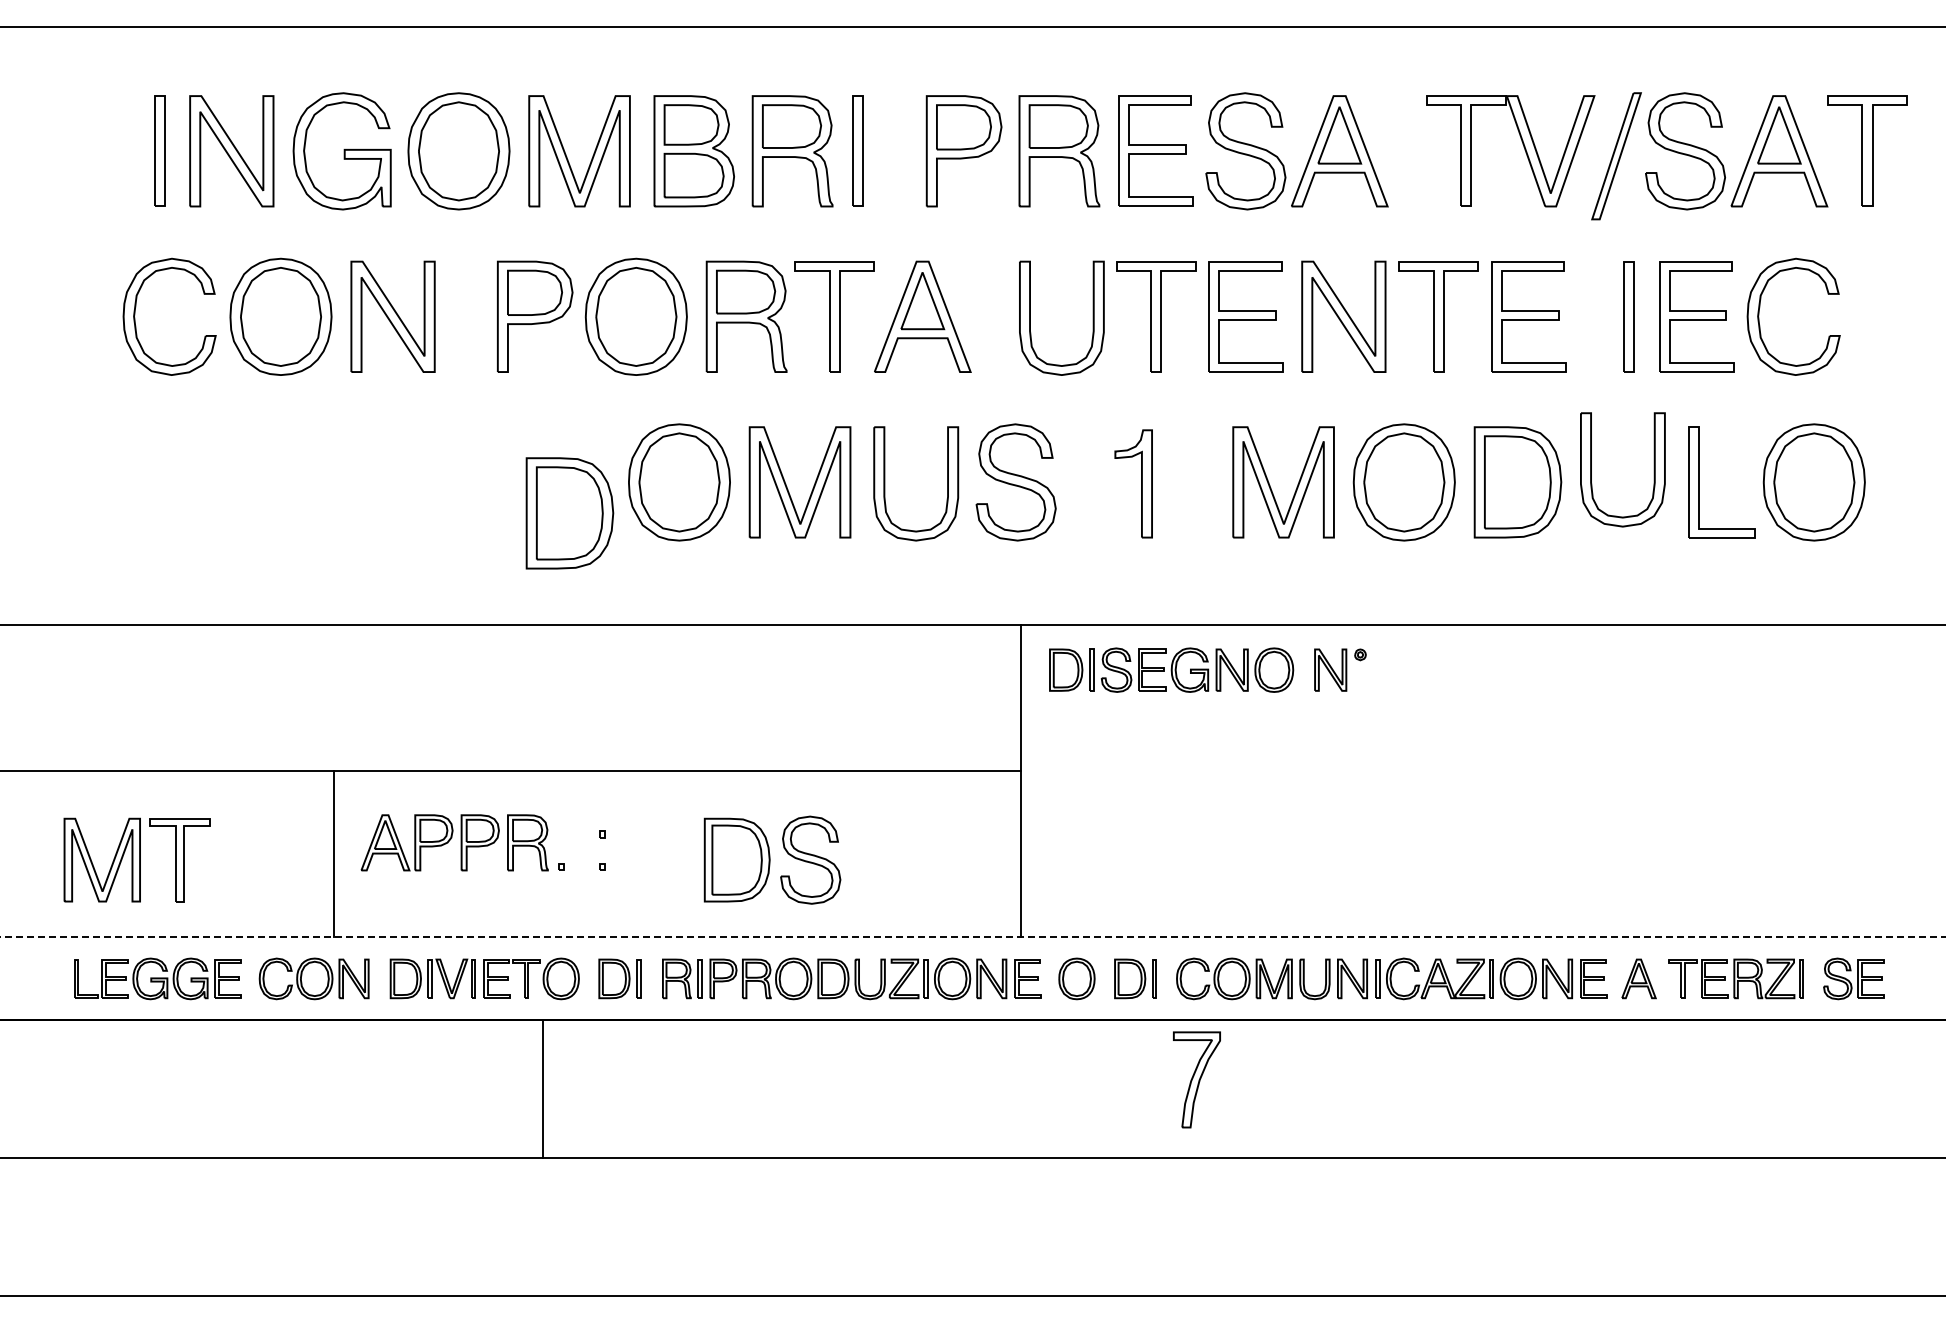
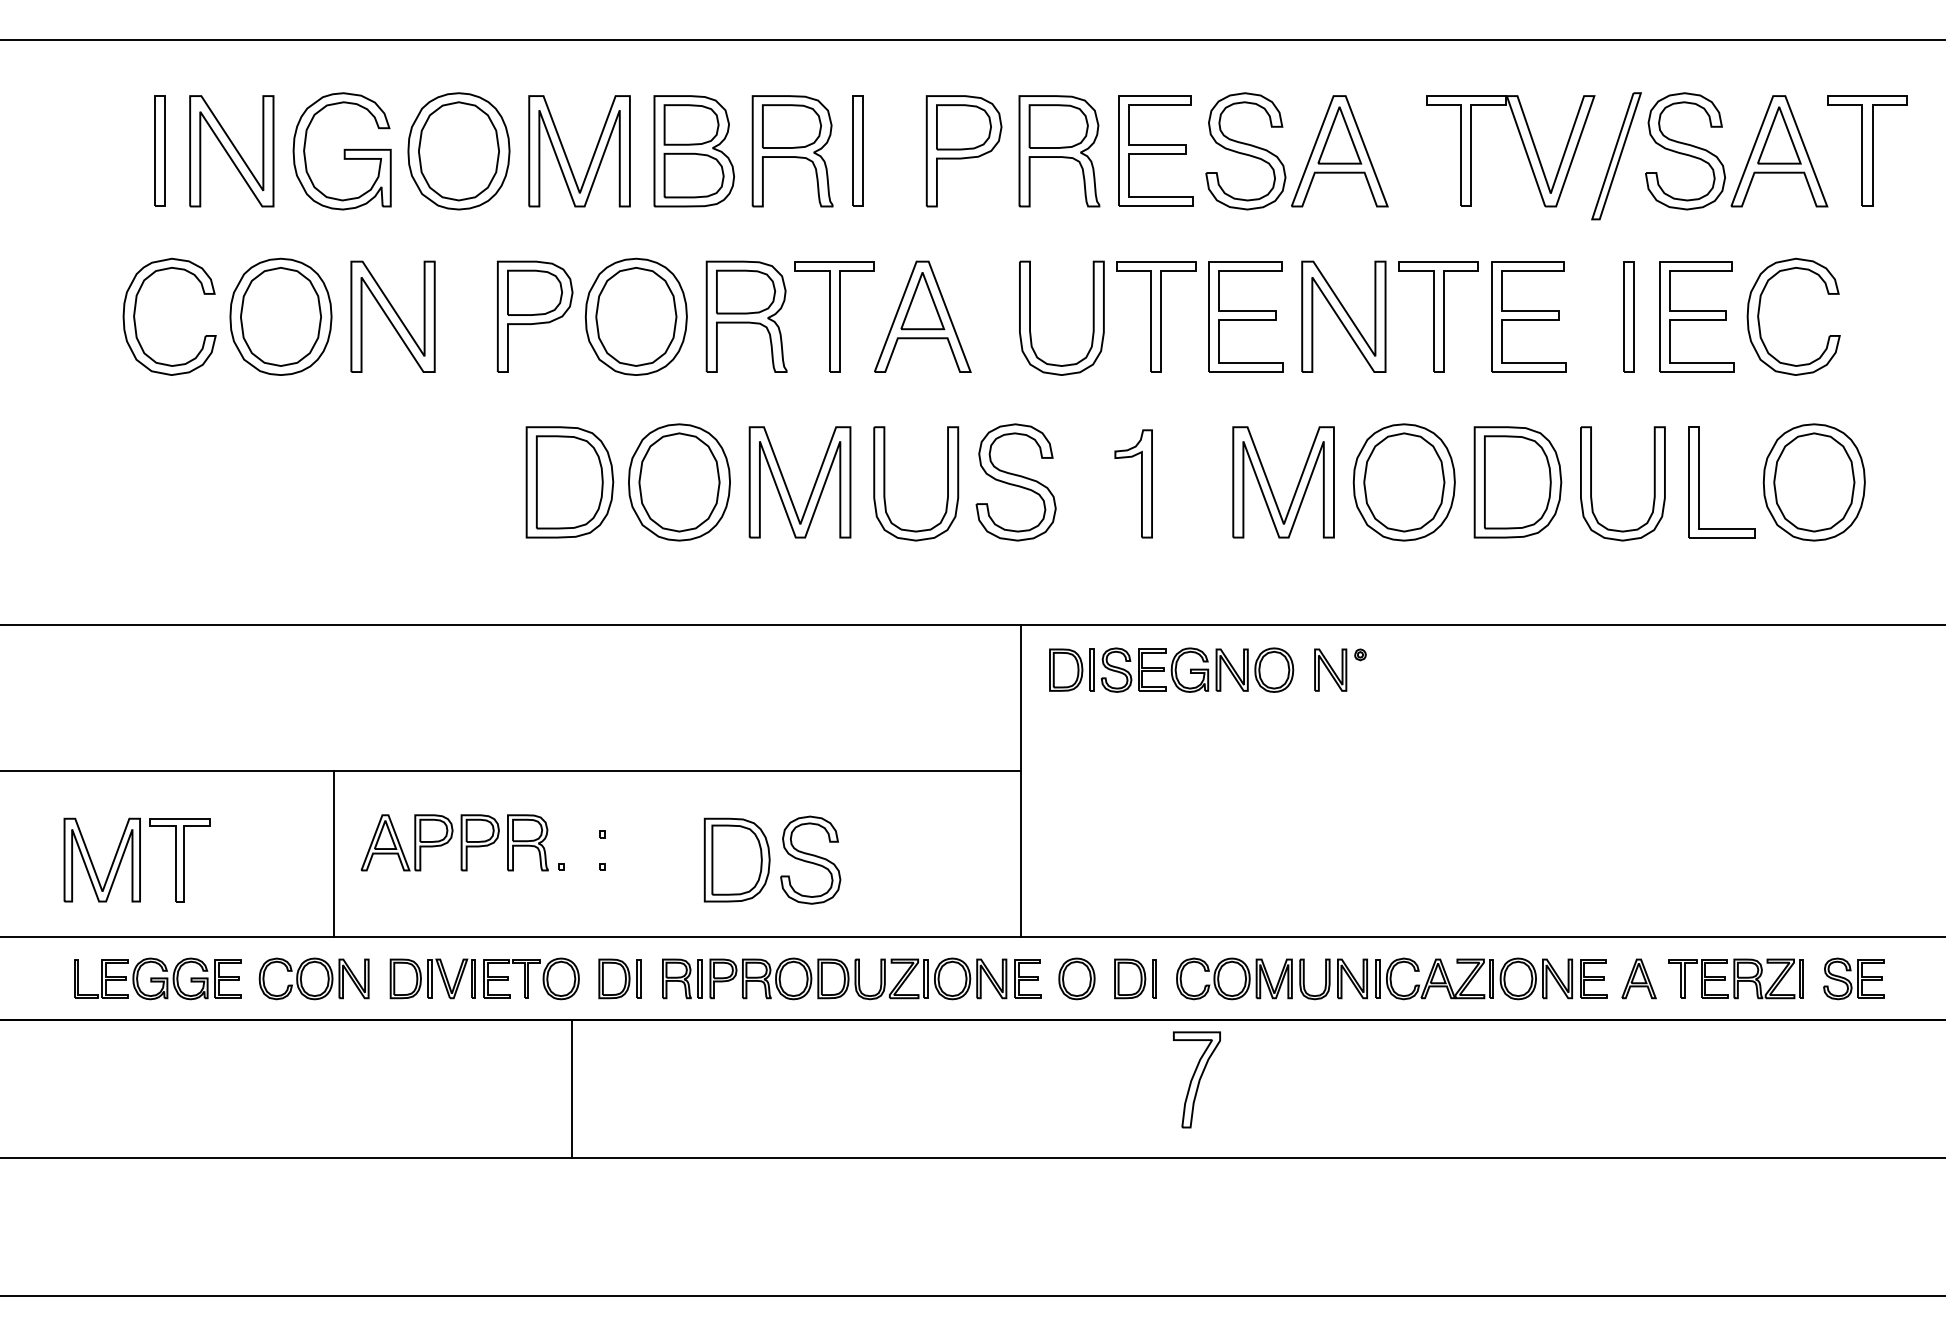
line position: (972, 27) -> (972, 40) (972, 40)
part position: (1591, 469) -> (1591, 483) (1591, 483)
part position: (569, 513) -> (569, 482) (569, 482)
line: dashed -> solid (973, 937)
line position: (543, 1088) -> (572, 1088) (572, 1088)
